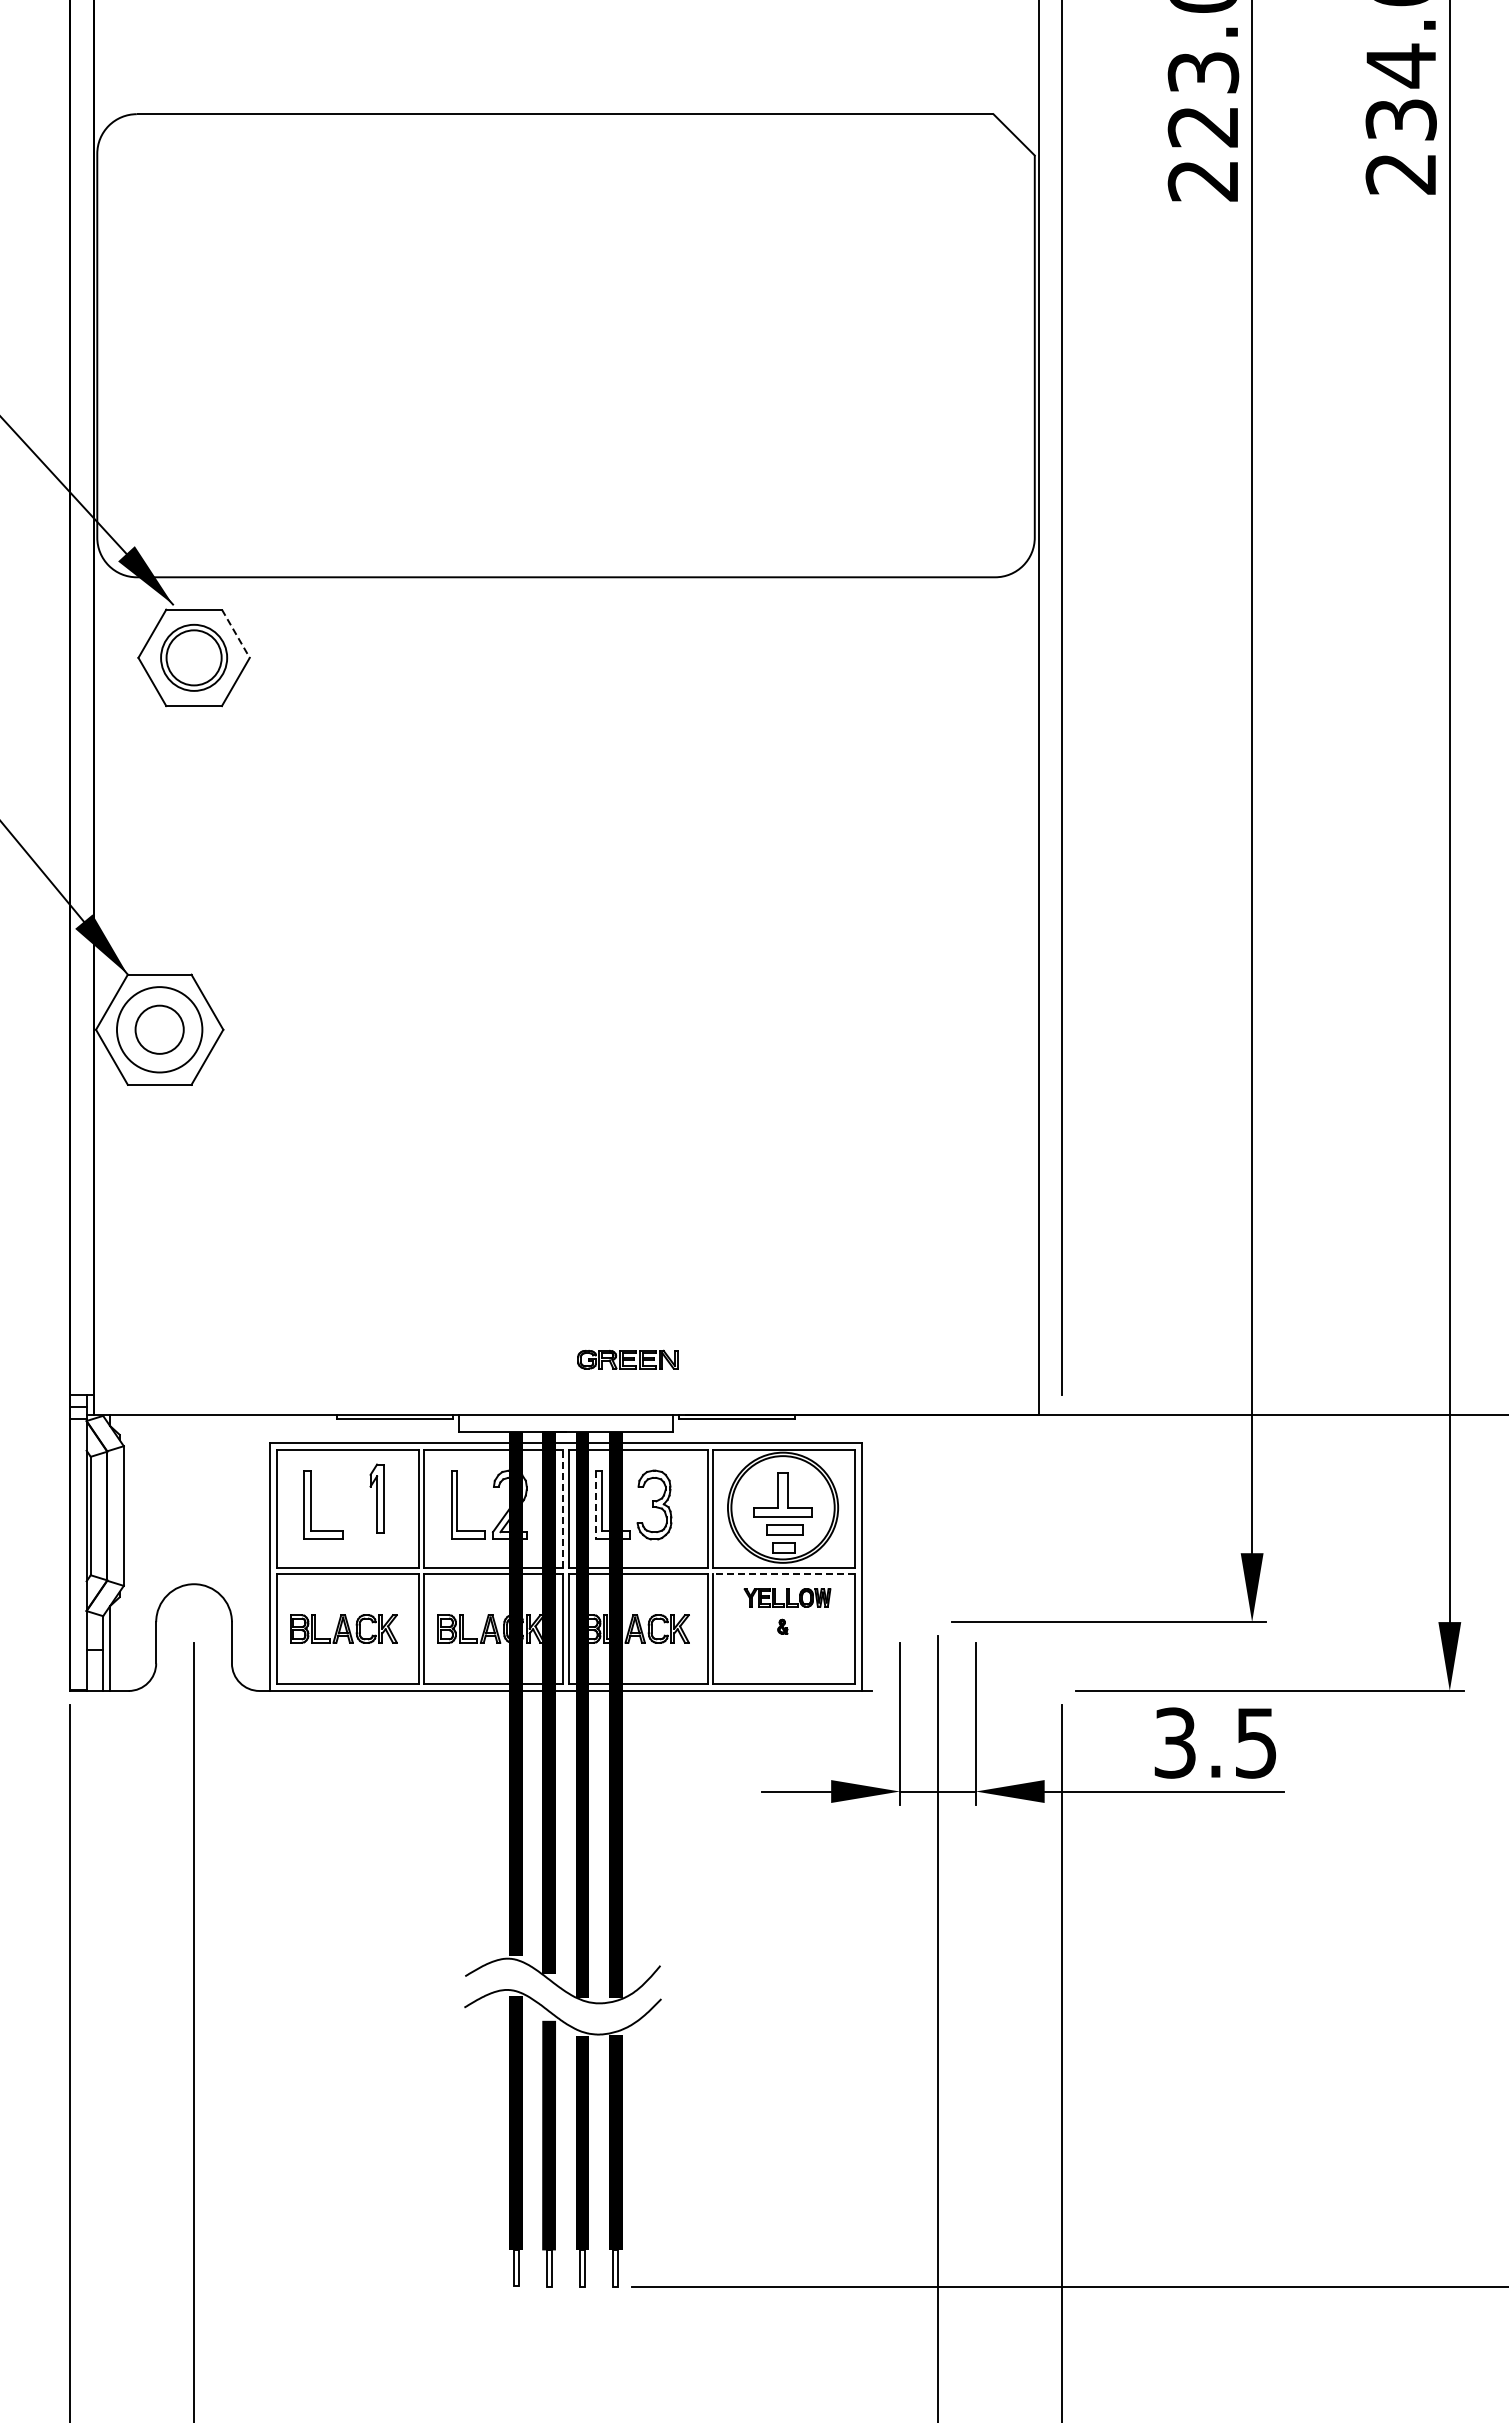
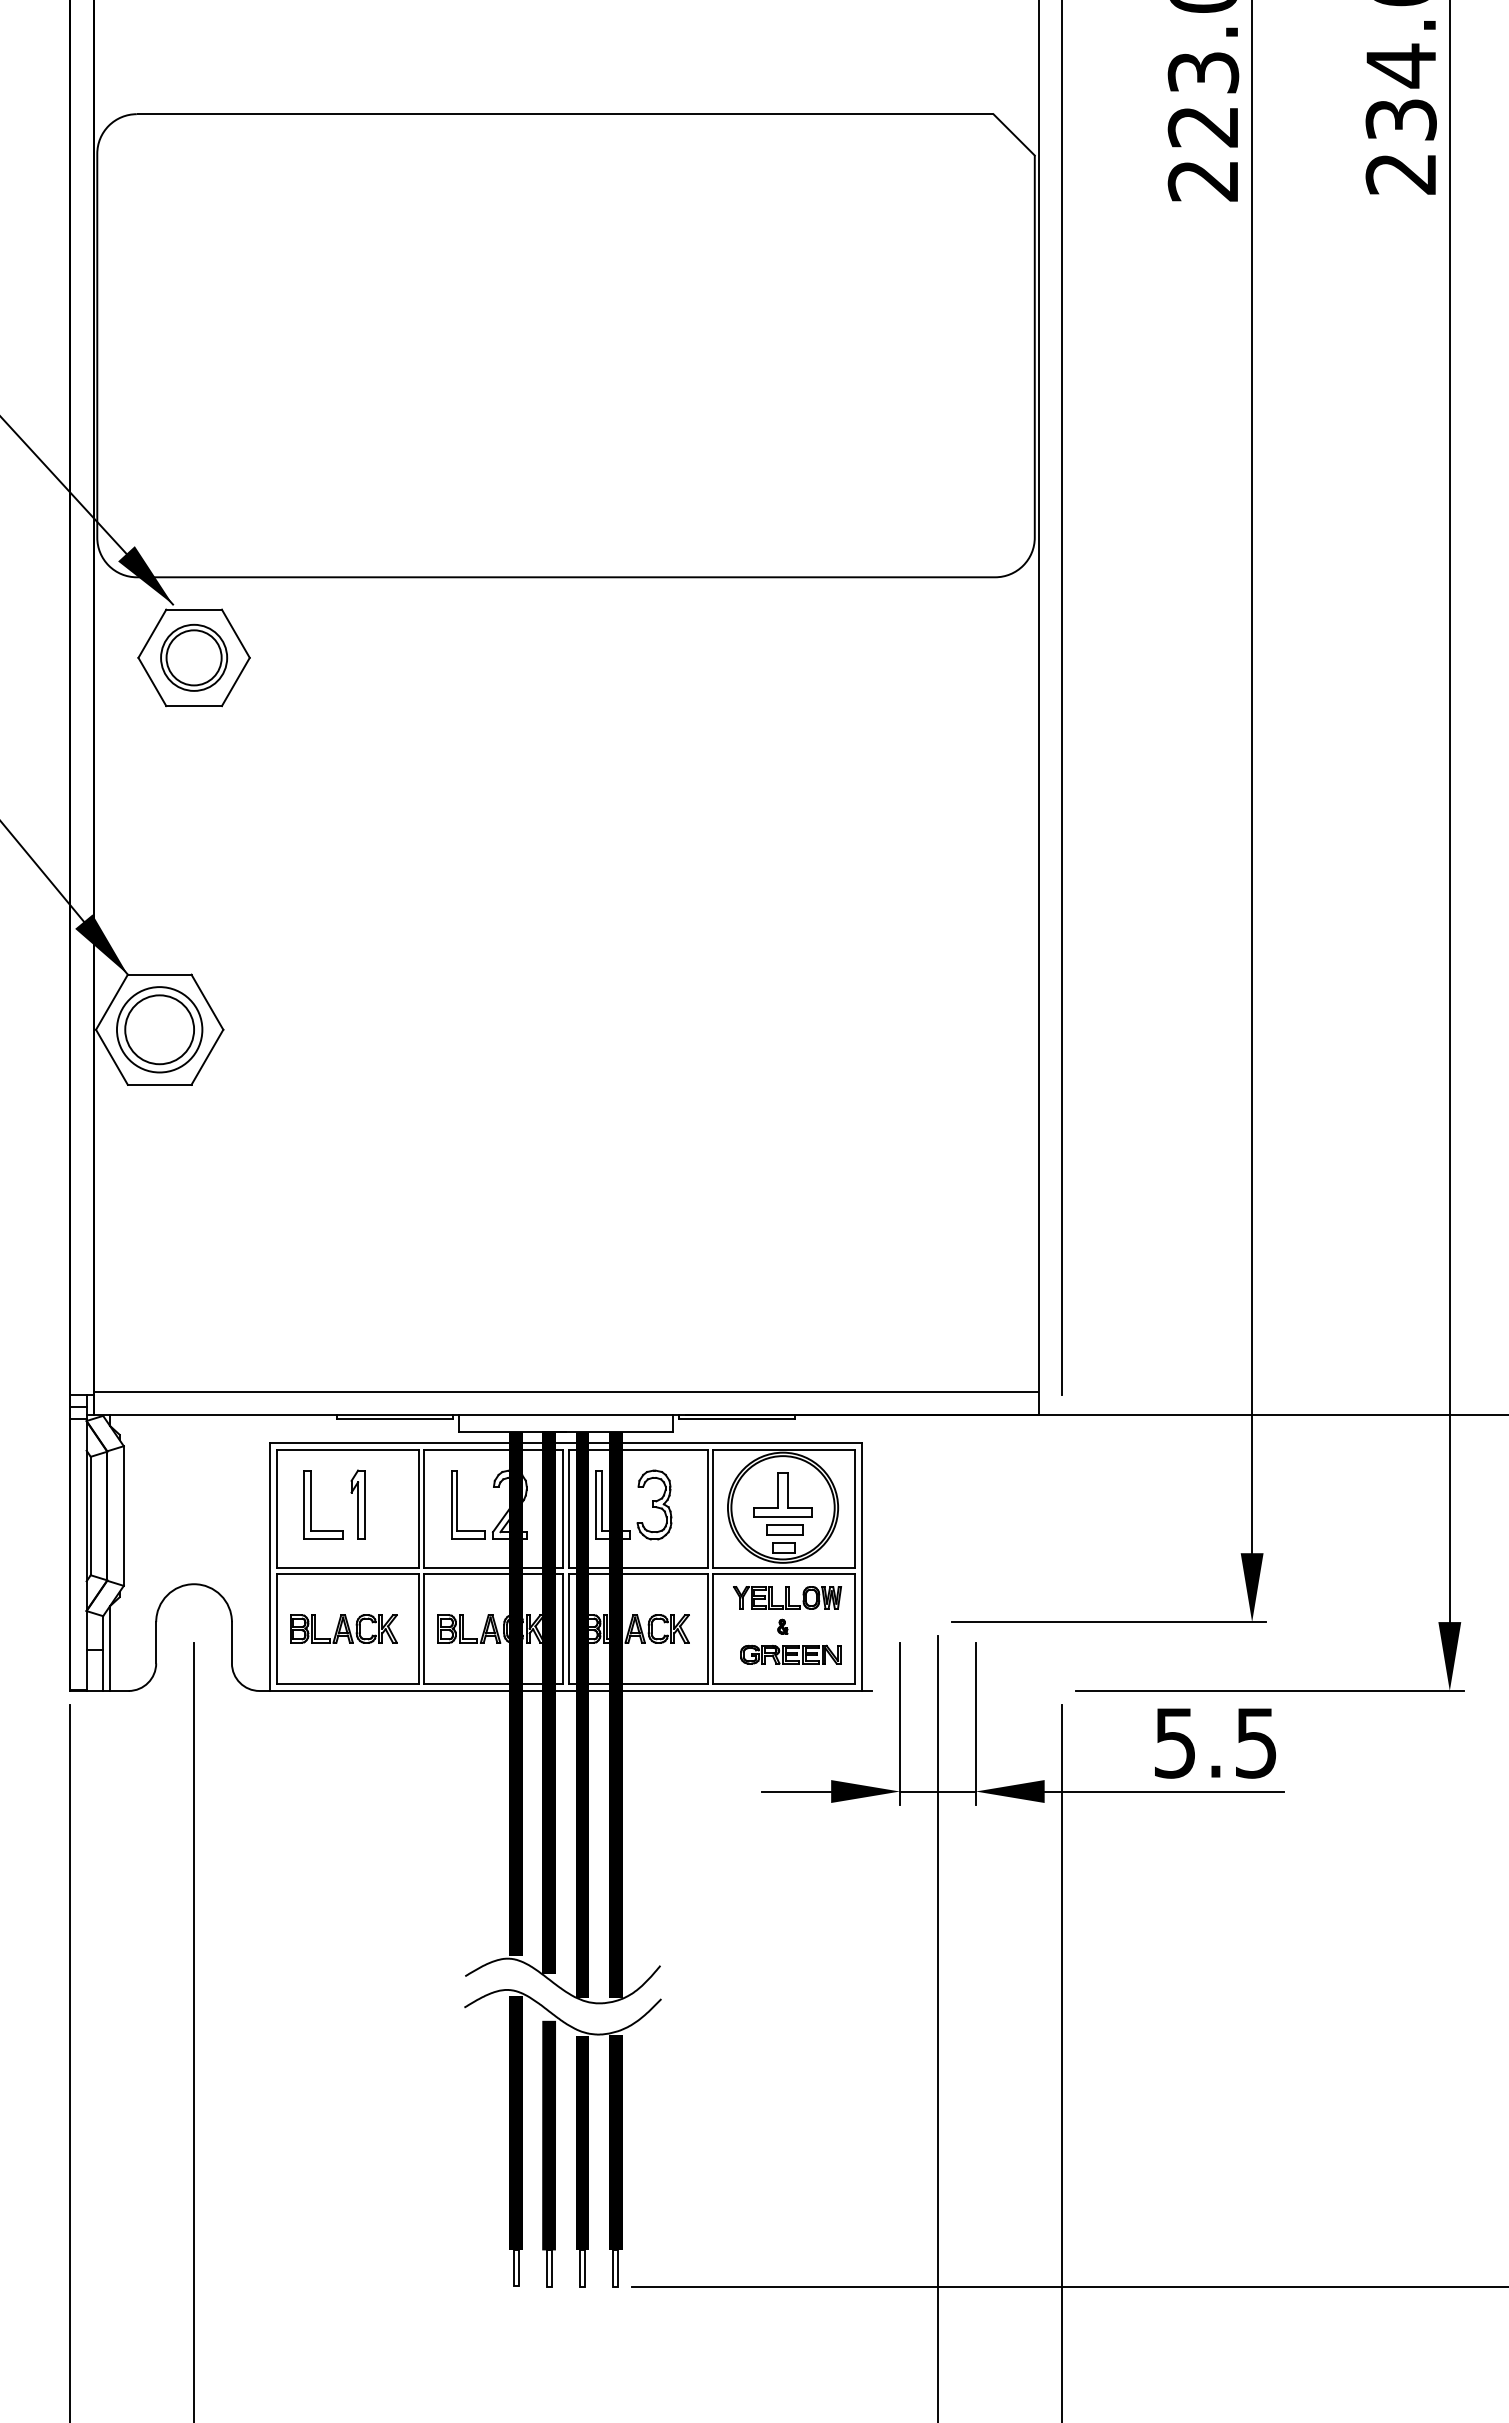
line: dashed -> solid (235, 633)
circle diameter: 48 px -> 69 px (159, 1029)
part position: (627, 1359) -> (790, 1654) (790, 1654)
line: none -> present (565, 1392)
part position: (376, 1498) -> (357, 1504) (357, 1504)
line: dashed -> solid (596, 1505)
line: dashed -> solid (563, 1508)
line: dashed -> solid (784, 1573)
part size: 89x20 px -> 109x24 px (787, 1597)
text: 3.5 -> 5.5 (1175, 1742)
